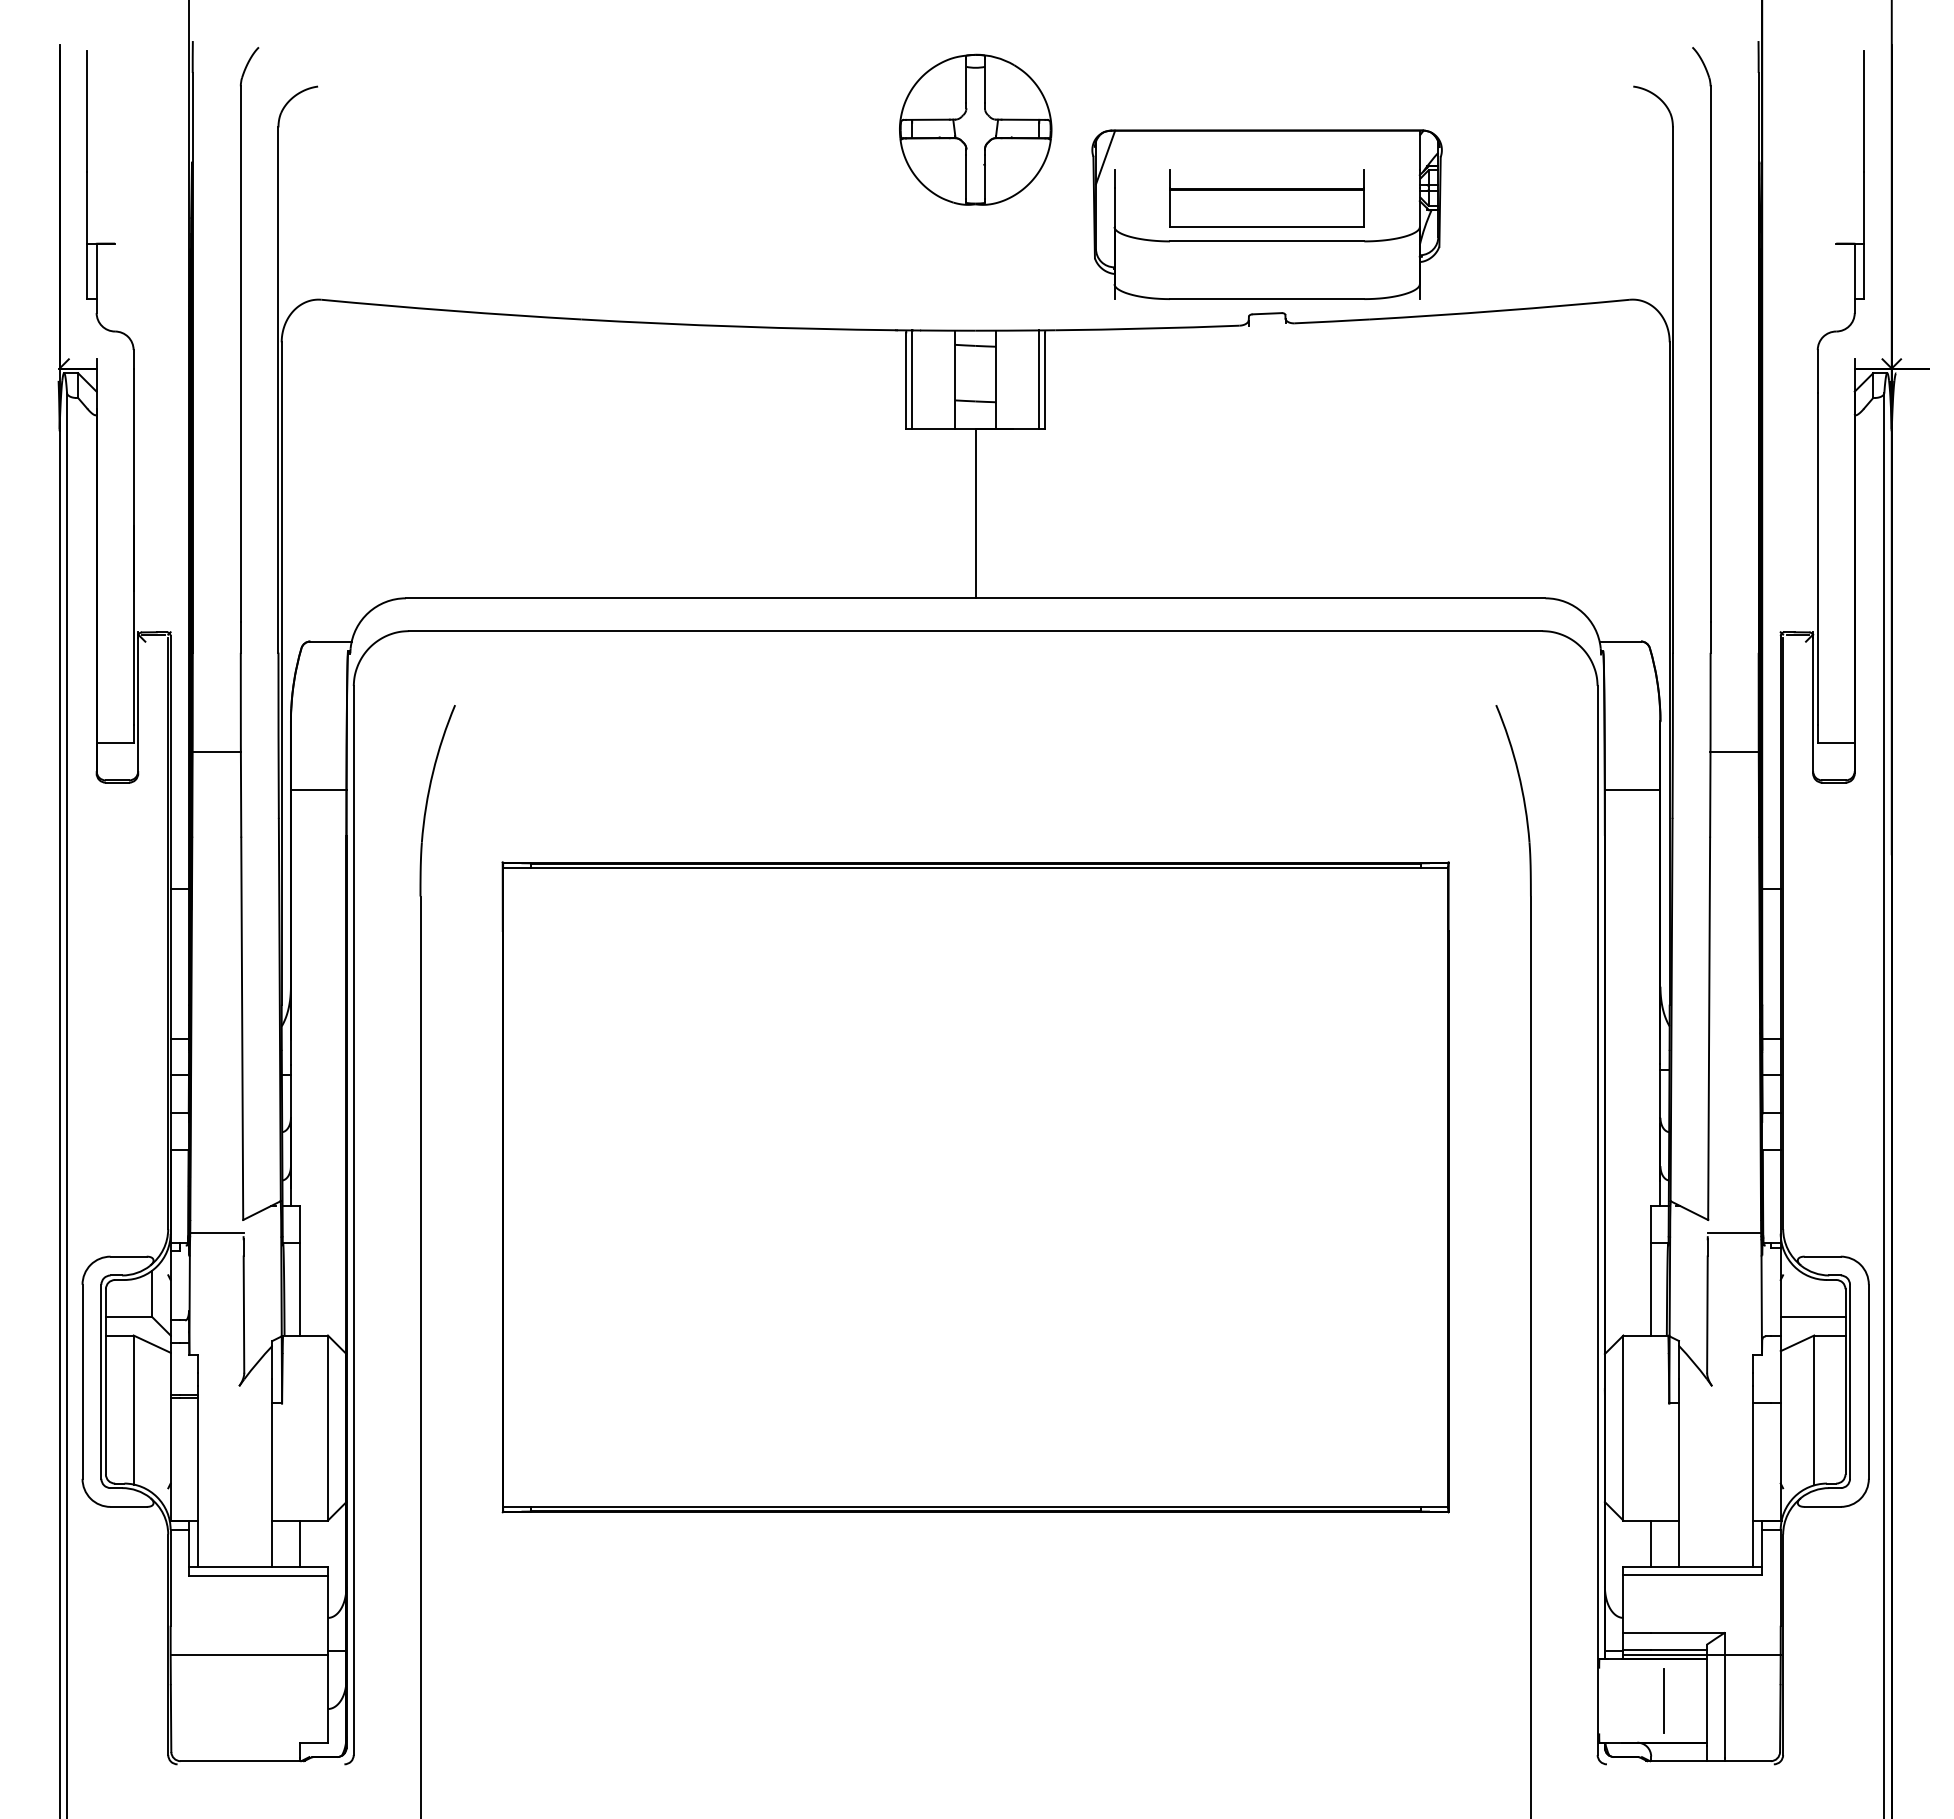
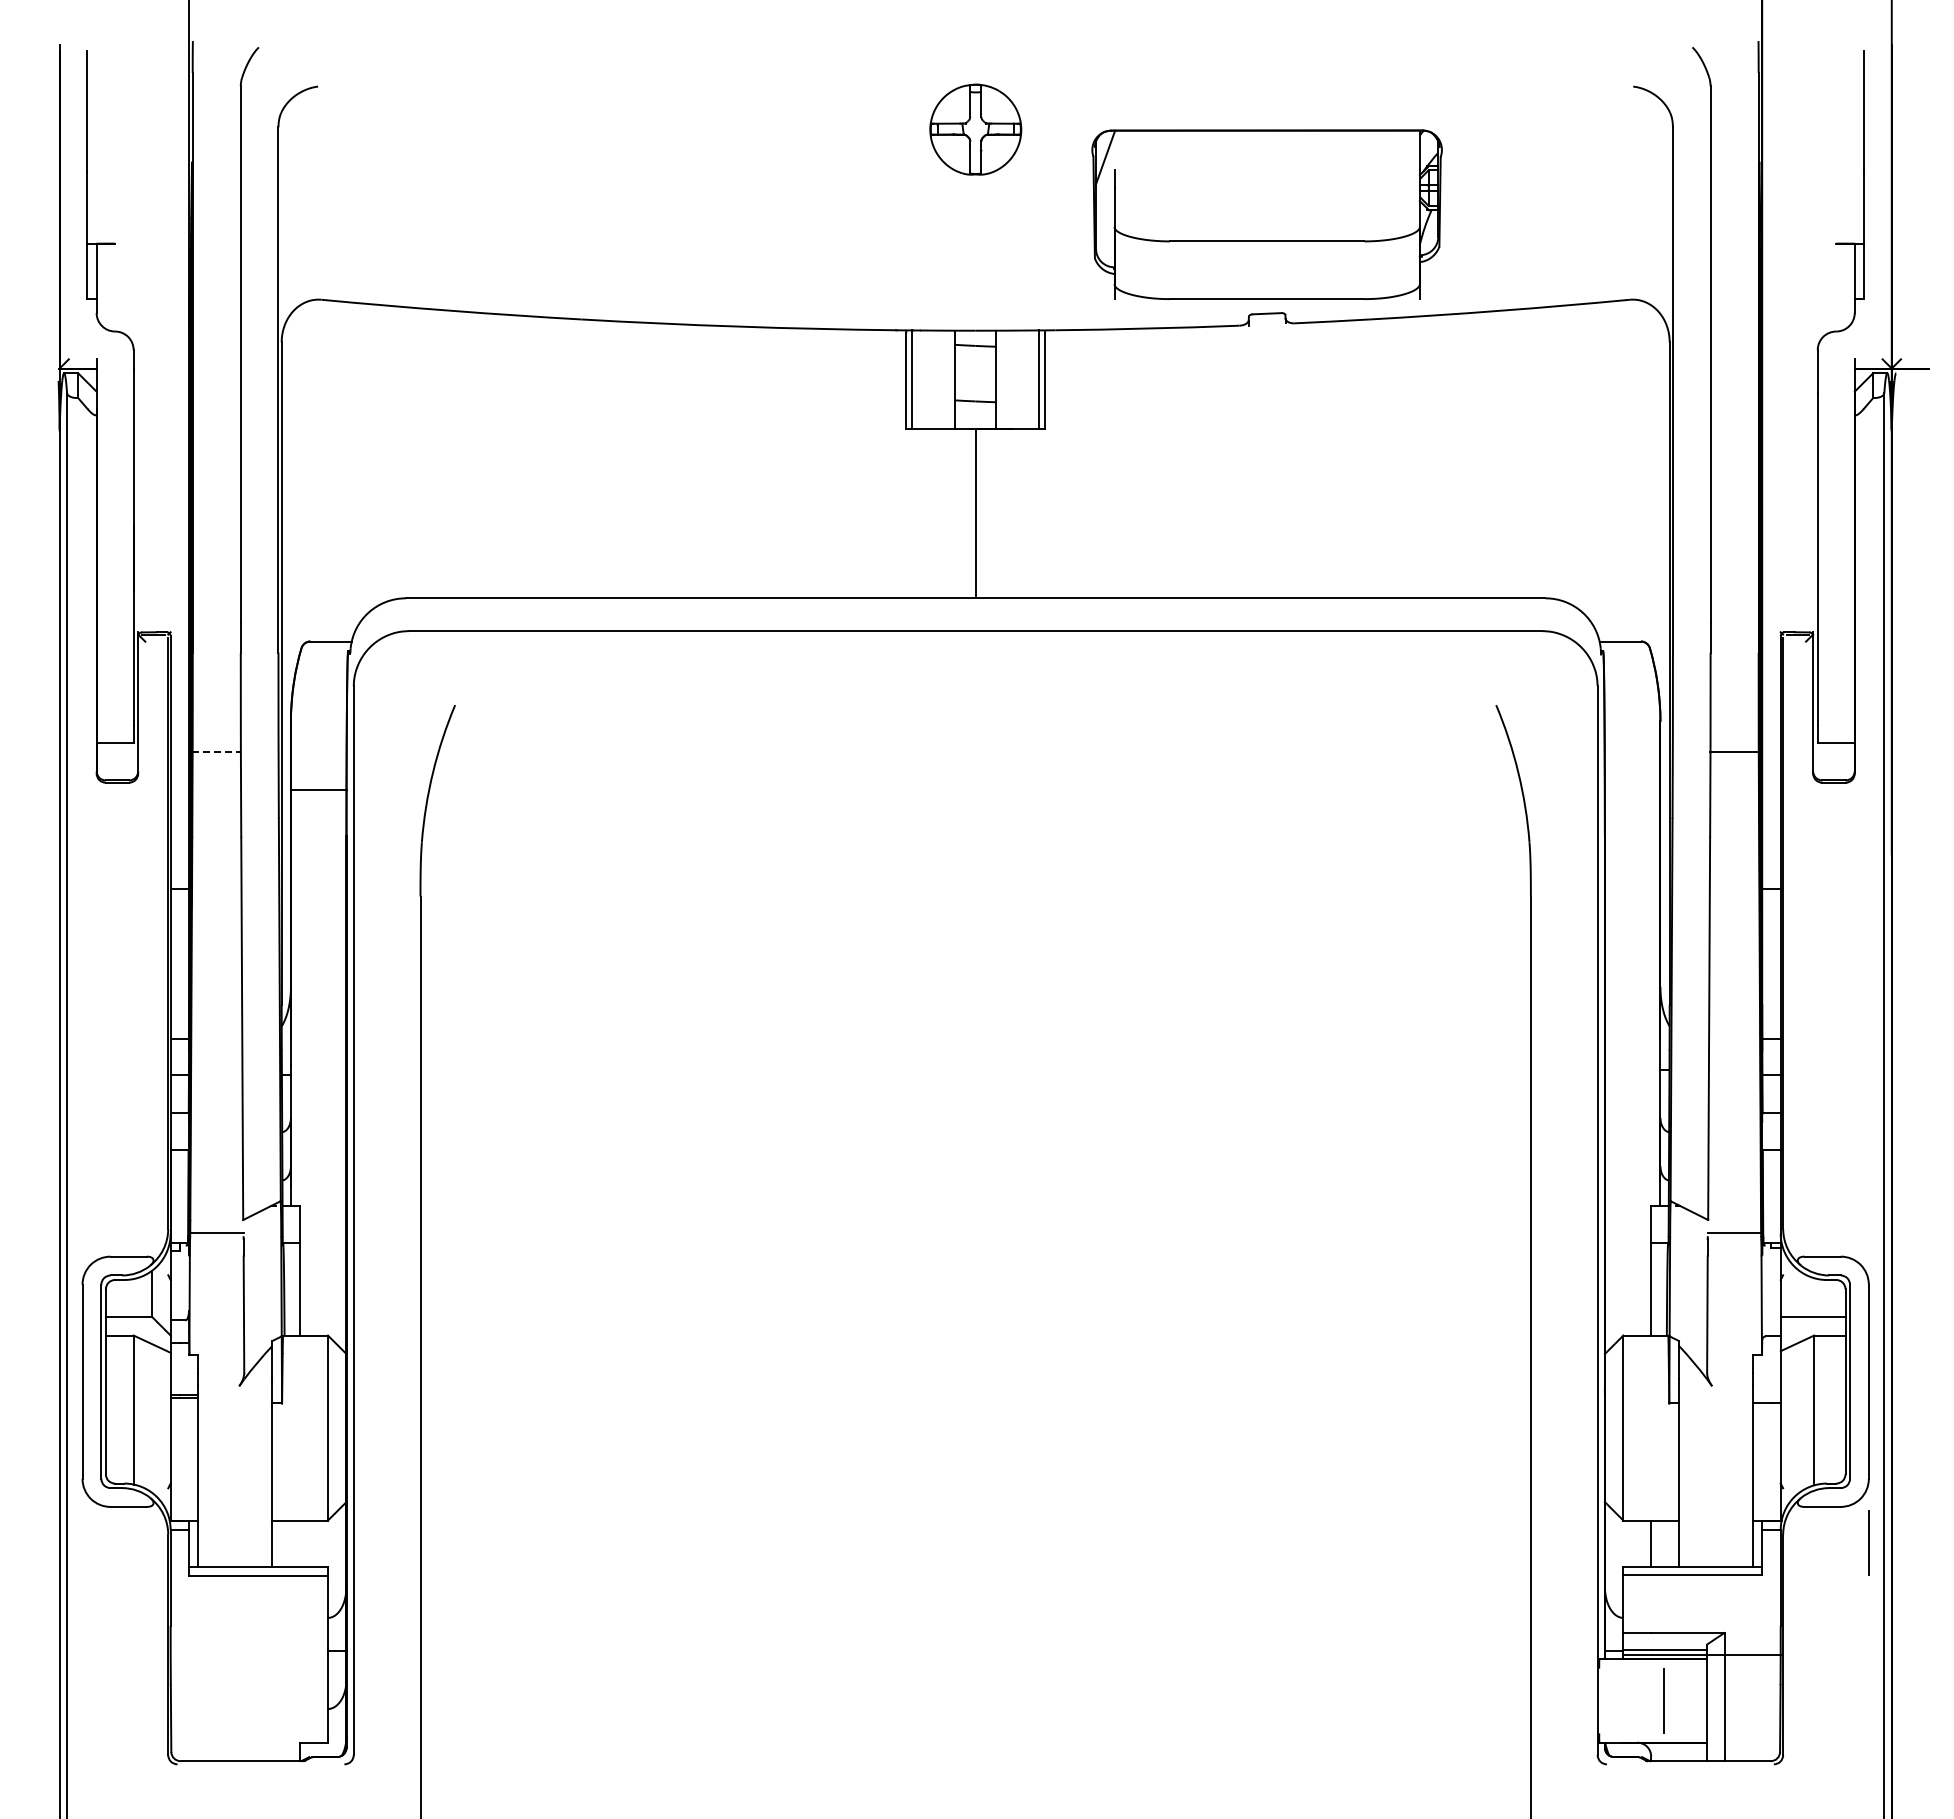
part size: 154x153 px -> 94x93 px (975, 129)
part: present -> none (1266, 198)
line: solid -> dashed (217, 752)
line: present -> none (1632, 789)
part: present -> none (975, 1187)
line: none -> present (1868, 1542)
line: present -> none (300, 1543)
line: present -> none (248, 1654)
